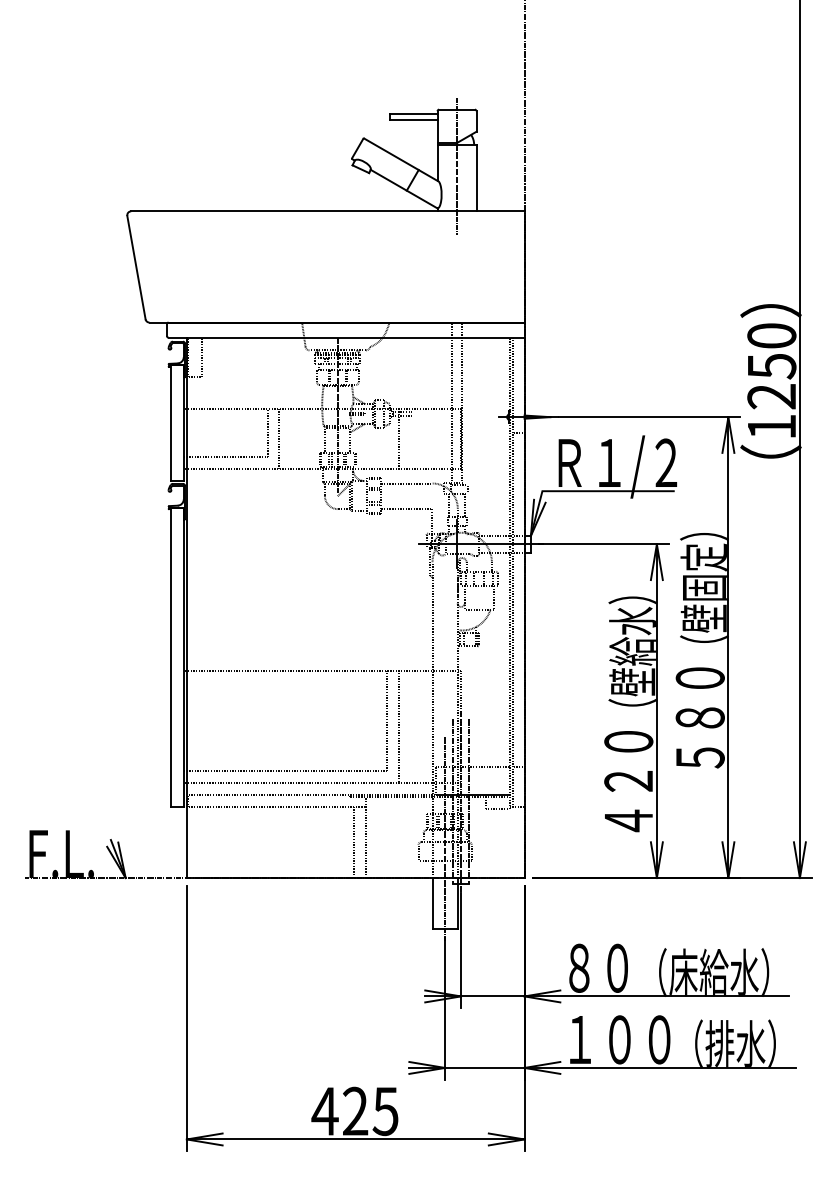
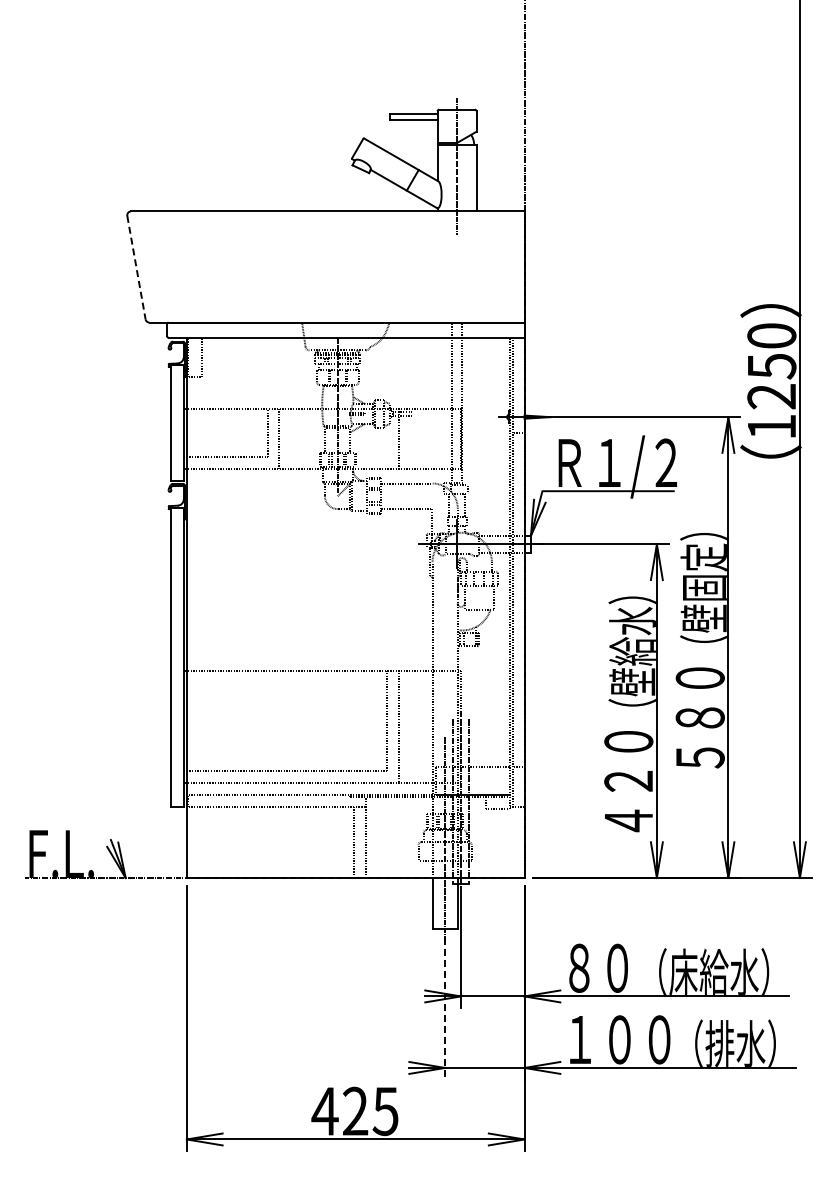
line: solid -> dashed (136, 268)
line: solid -> dashed (445, 1009)
